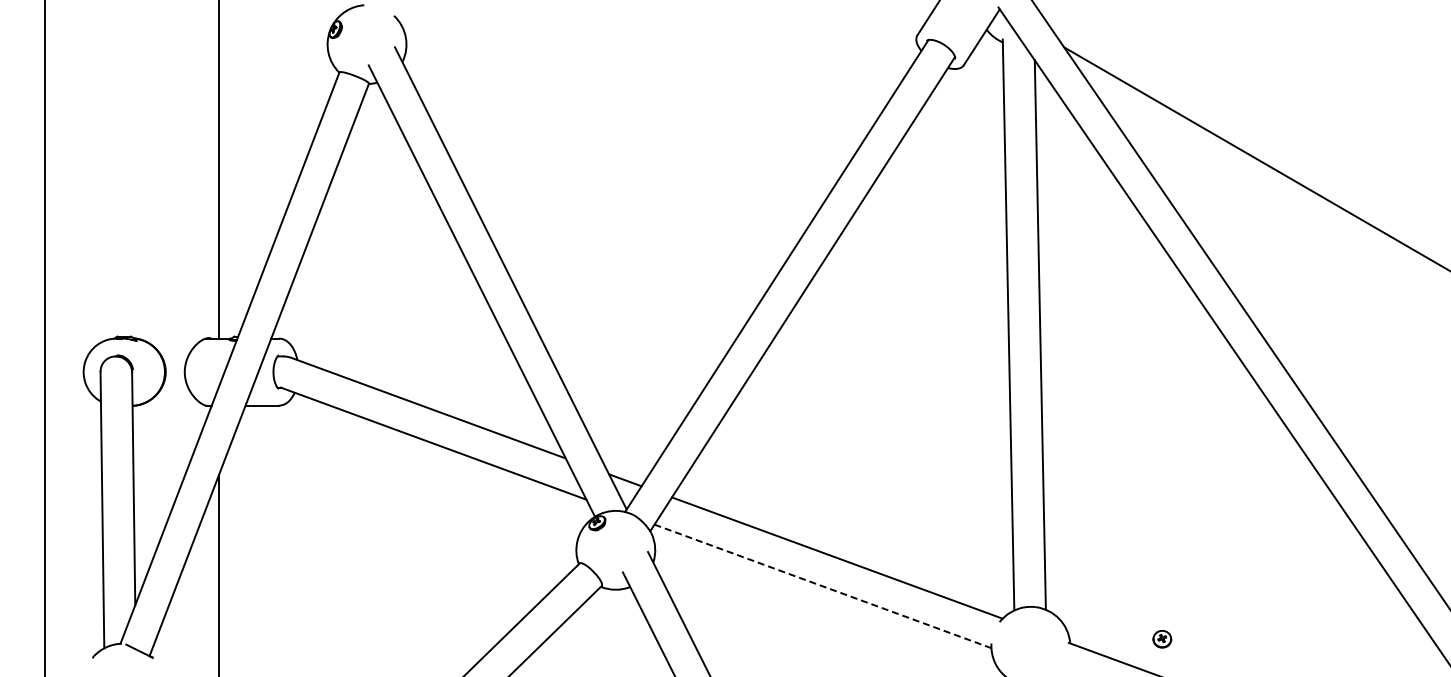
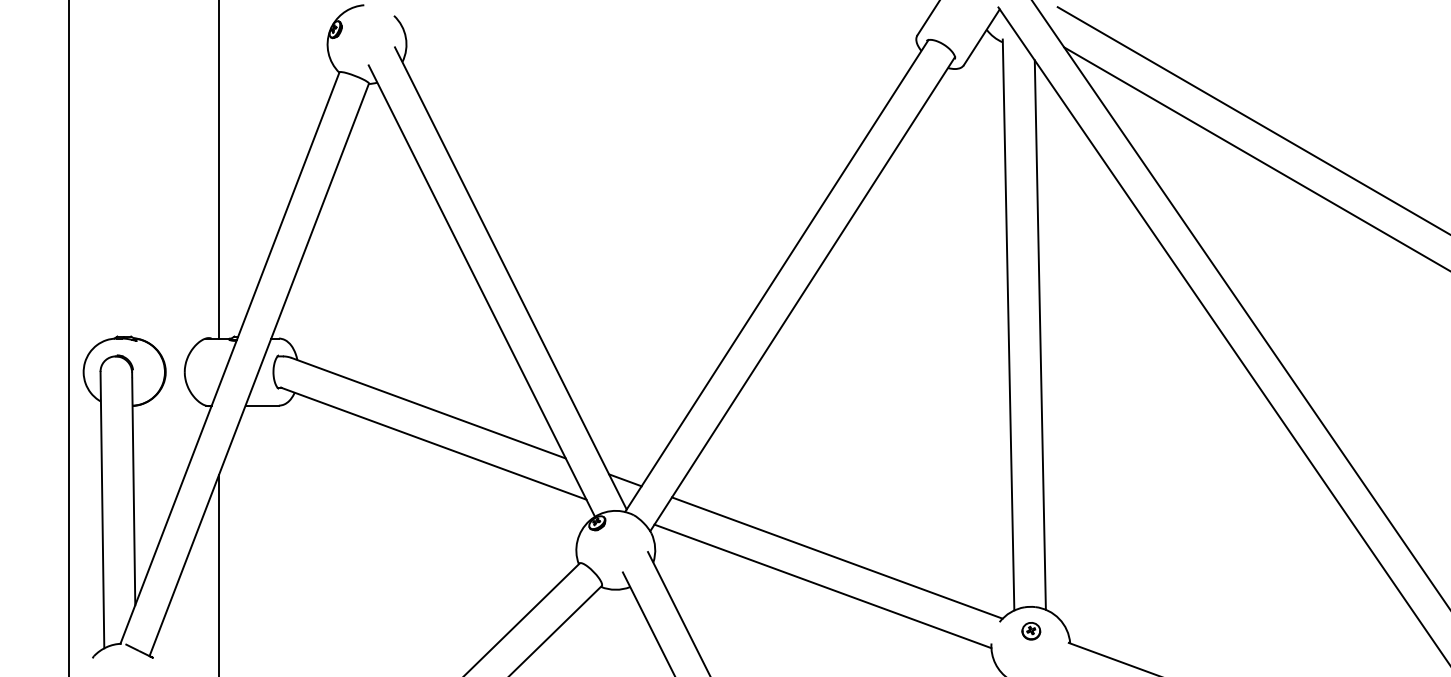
line: none -> present (1252, 120)
line position: (44, 337) -> (68, 337) (68, 337)
line: dashed -> solid (823, 586)
part position: (1162, 639) -> (1031, 631) (1031, 631)
